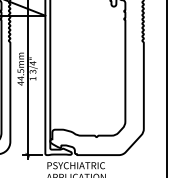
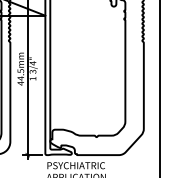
line position: (167, 88) -> (160, 88) (160, 88)
